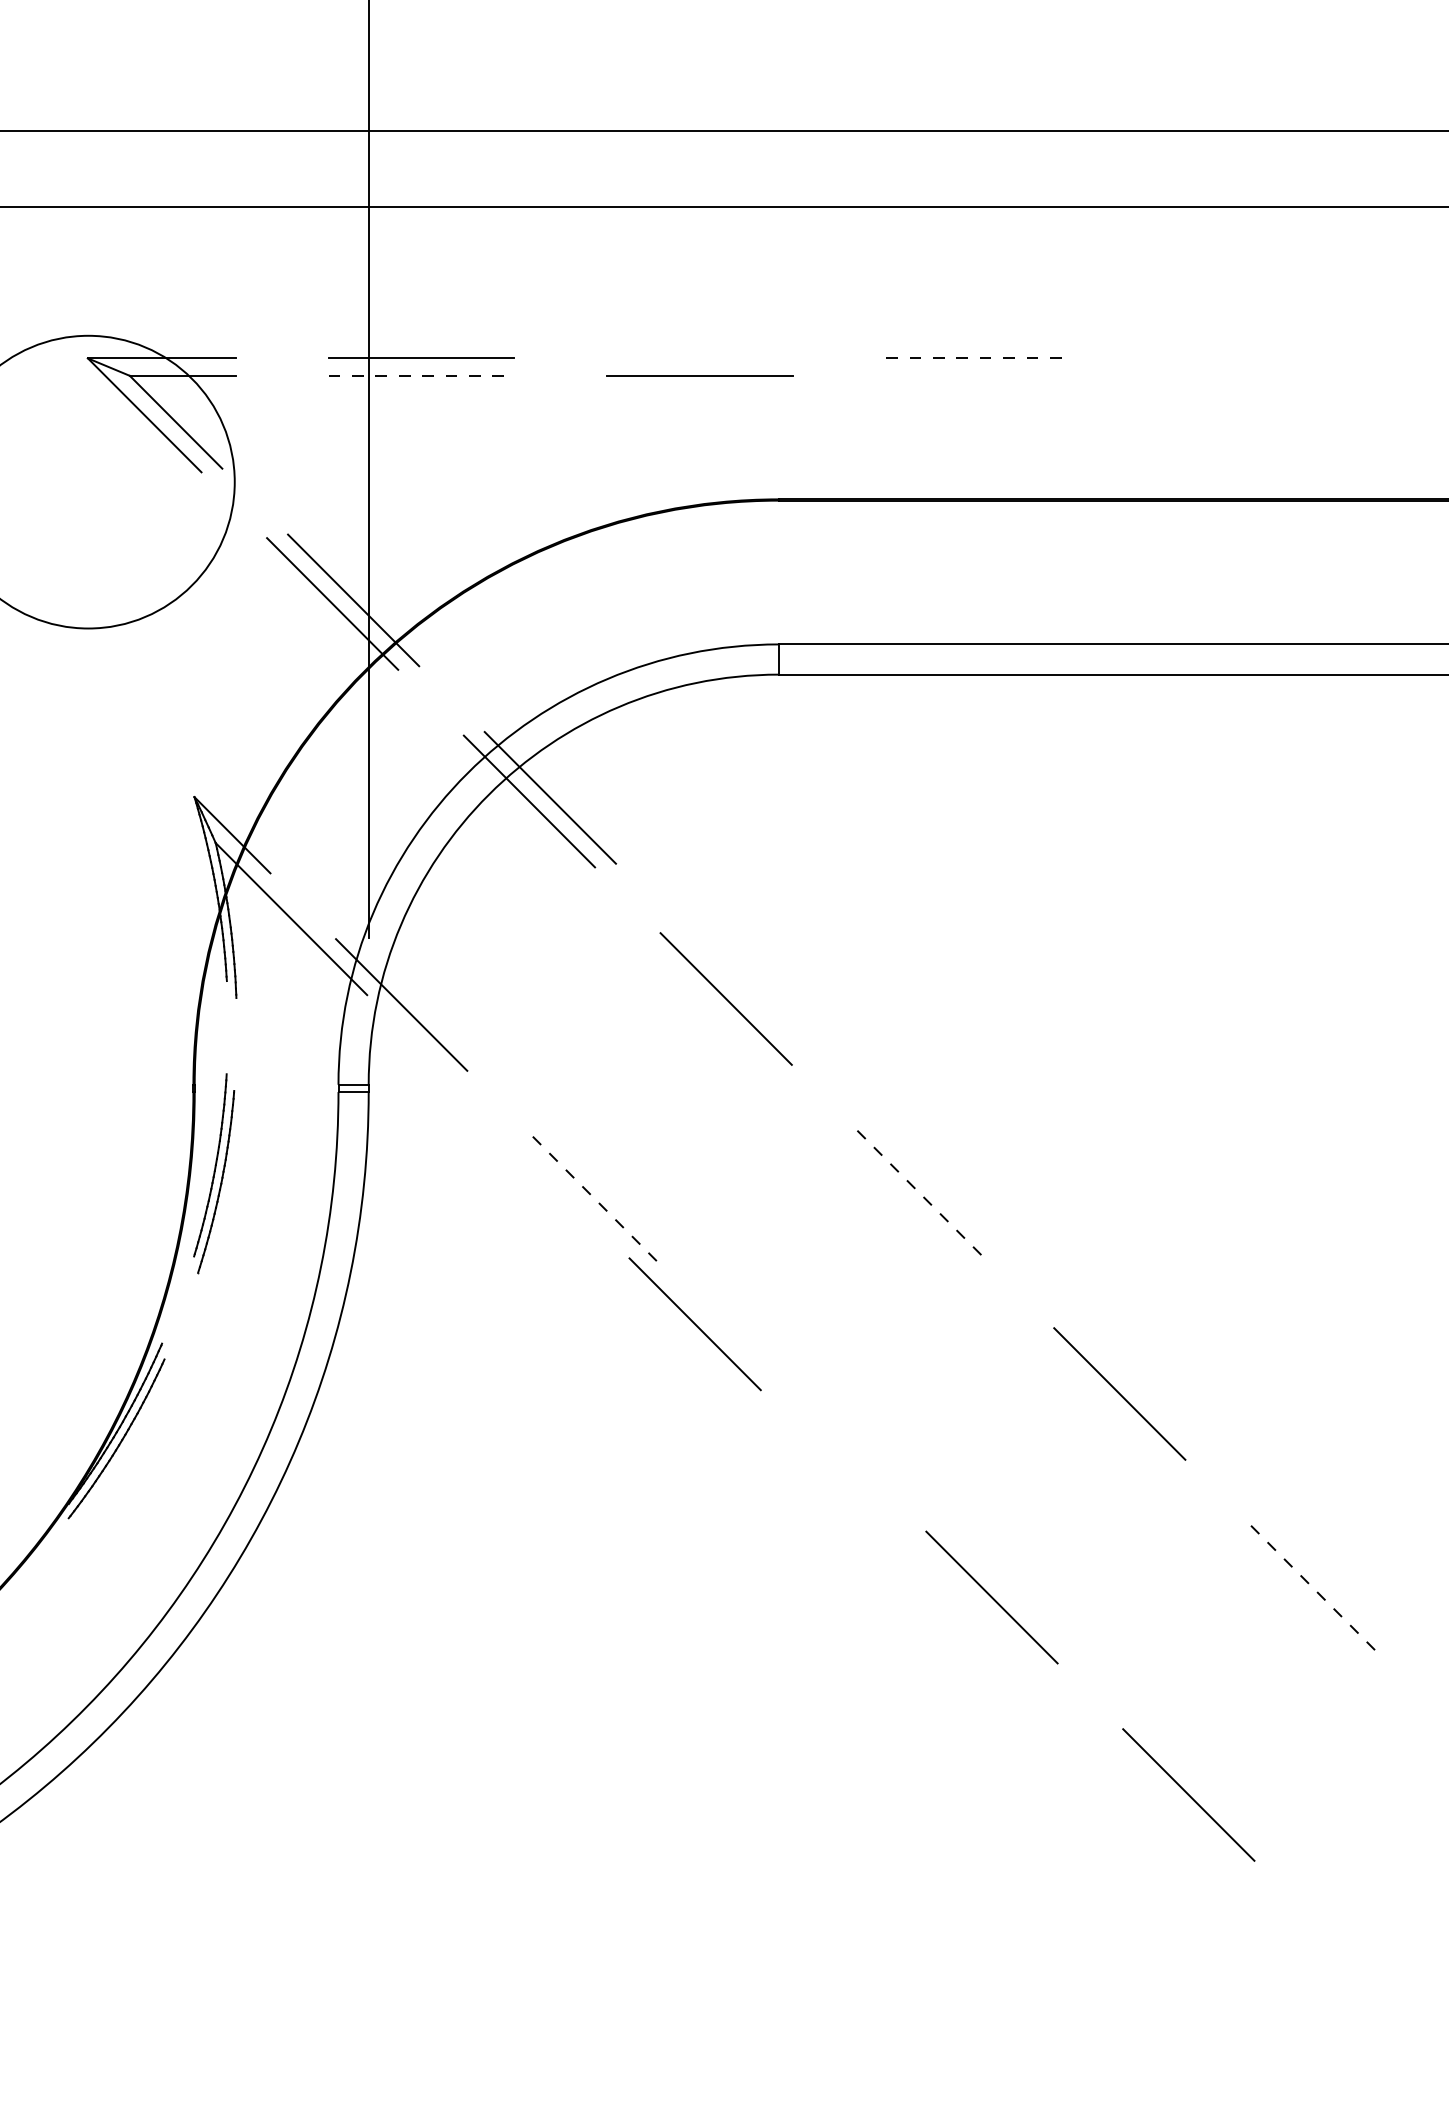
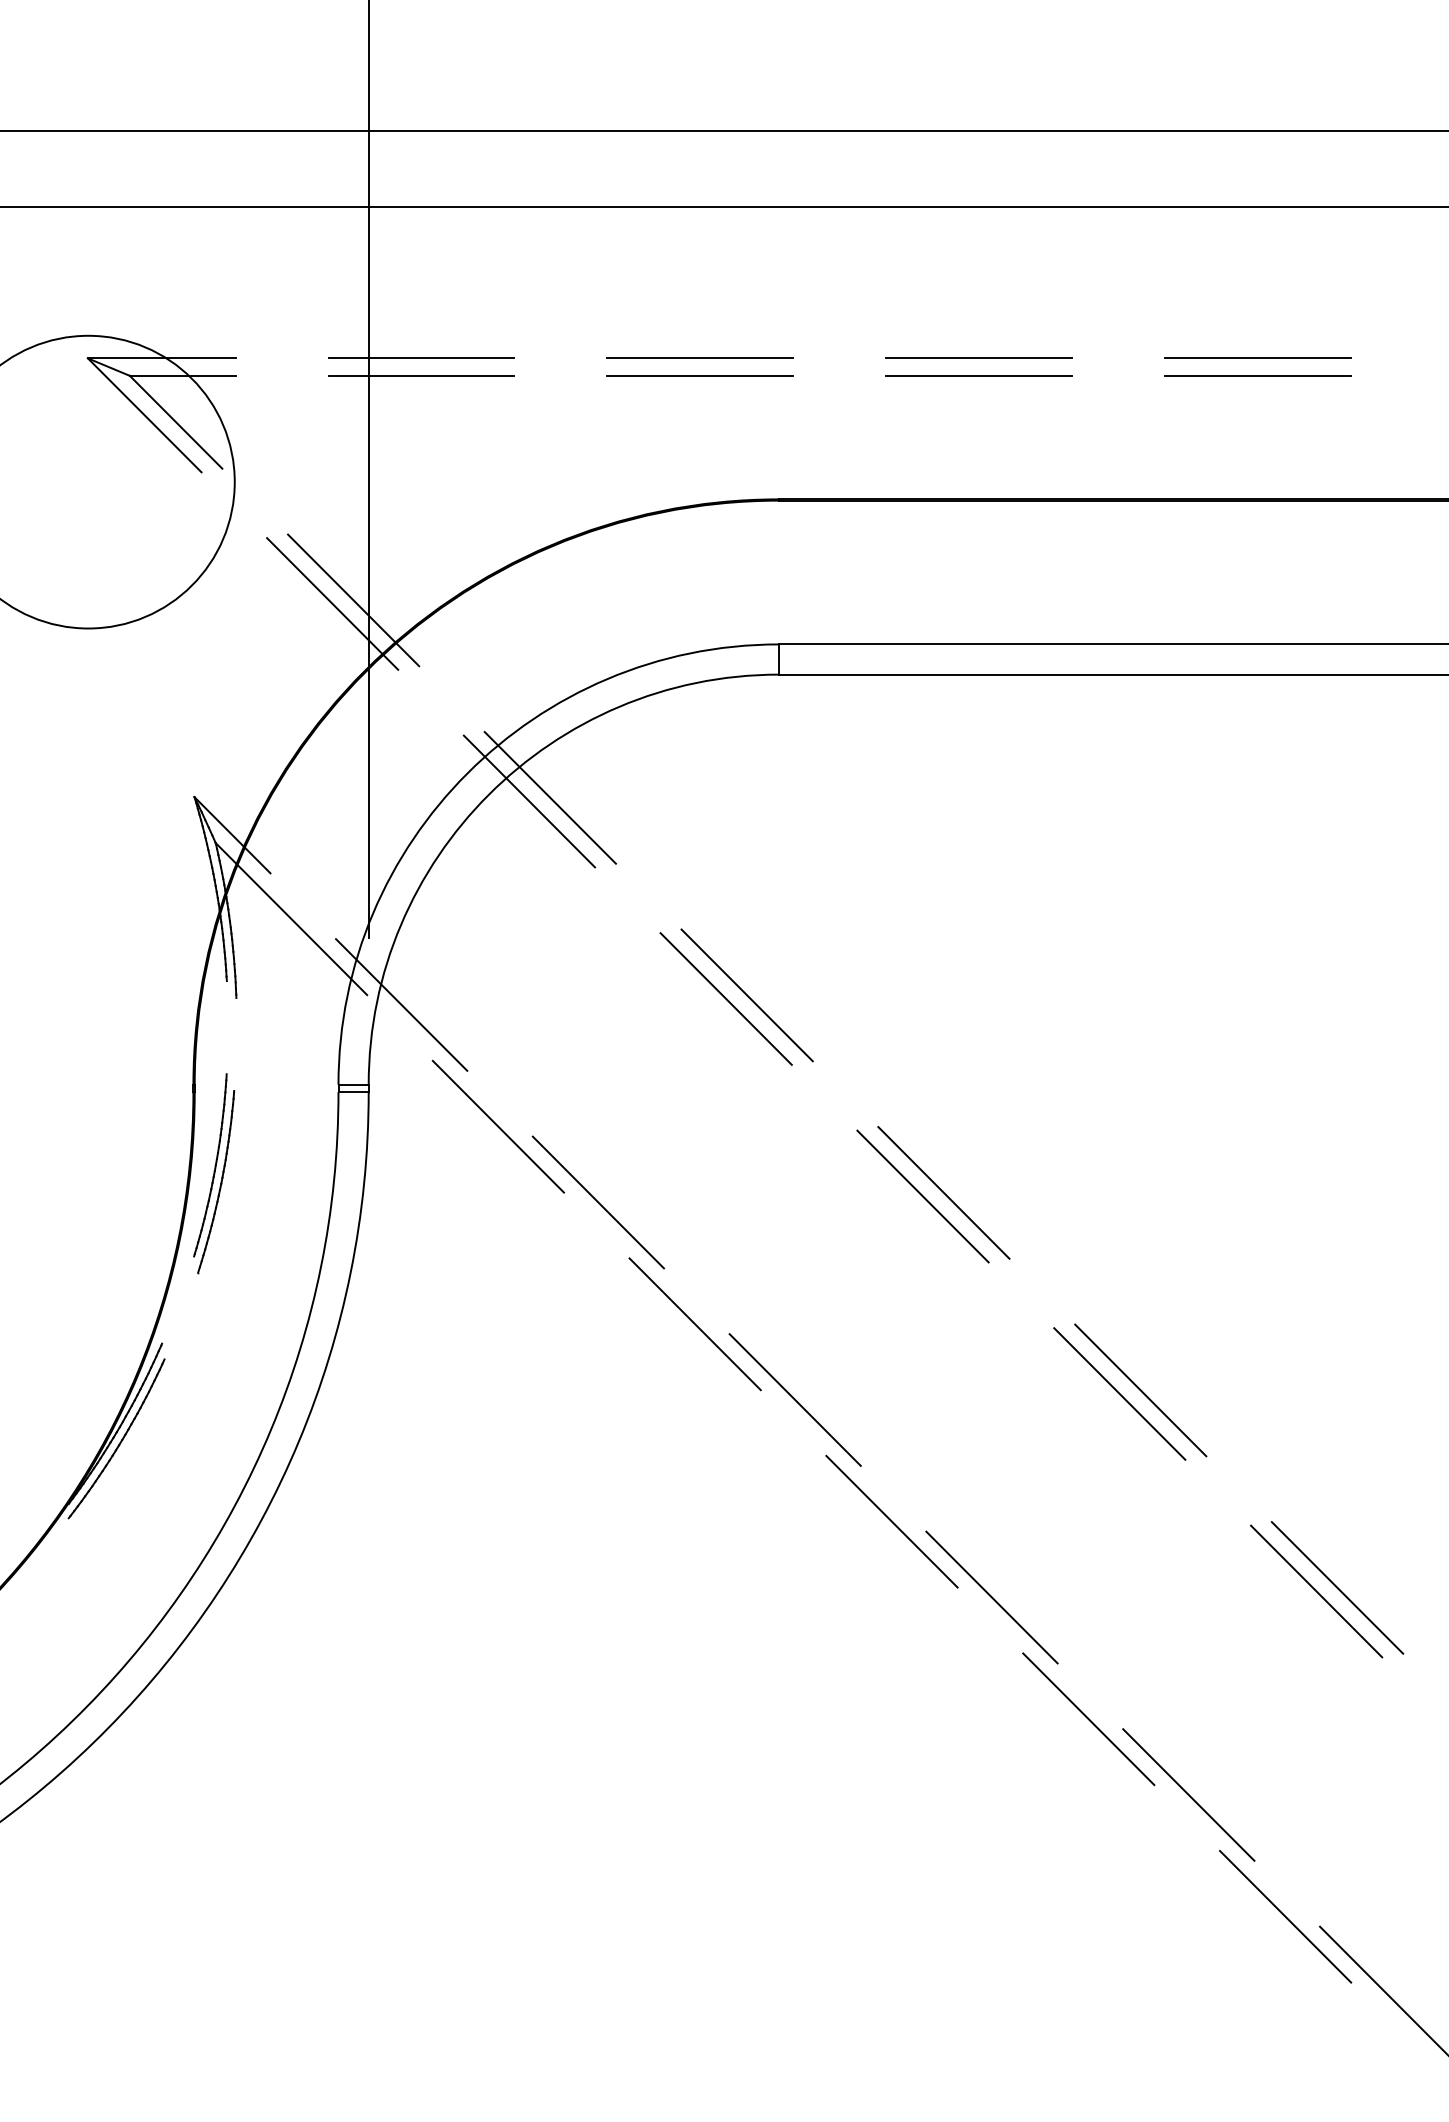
line: none -> present (699, 357)
line: dashed -> solid (979, 358)
line: none -> present (1257, 358)
line: dashed -> solid (421, 375)
line: none -> present (978, 375)
line: none -> present (1257, 375)
line: none -> present (746, 995)
line: none -> present (498, 1126)
line: none -> present (943, 1192)
line: dashed -> solid (923, 1196)
line: dashed -> solid (598, 1202)
line: none -> present (1140, 1390)
line: none -> present (794, 1399)
line: none -> present (891, 1521)
line: none -> present (1337, 1587)
line: dashed -> solid (1316, 1591)
line: none -> present (1088, 1719)
line: none -> present (1285, 1916)
line: none -> present (1382, 1989)
